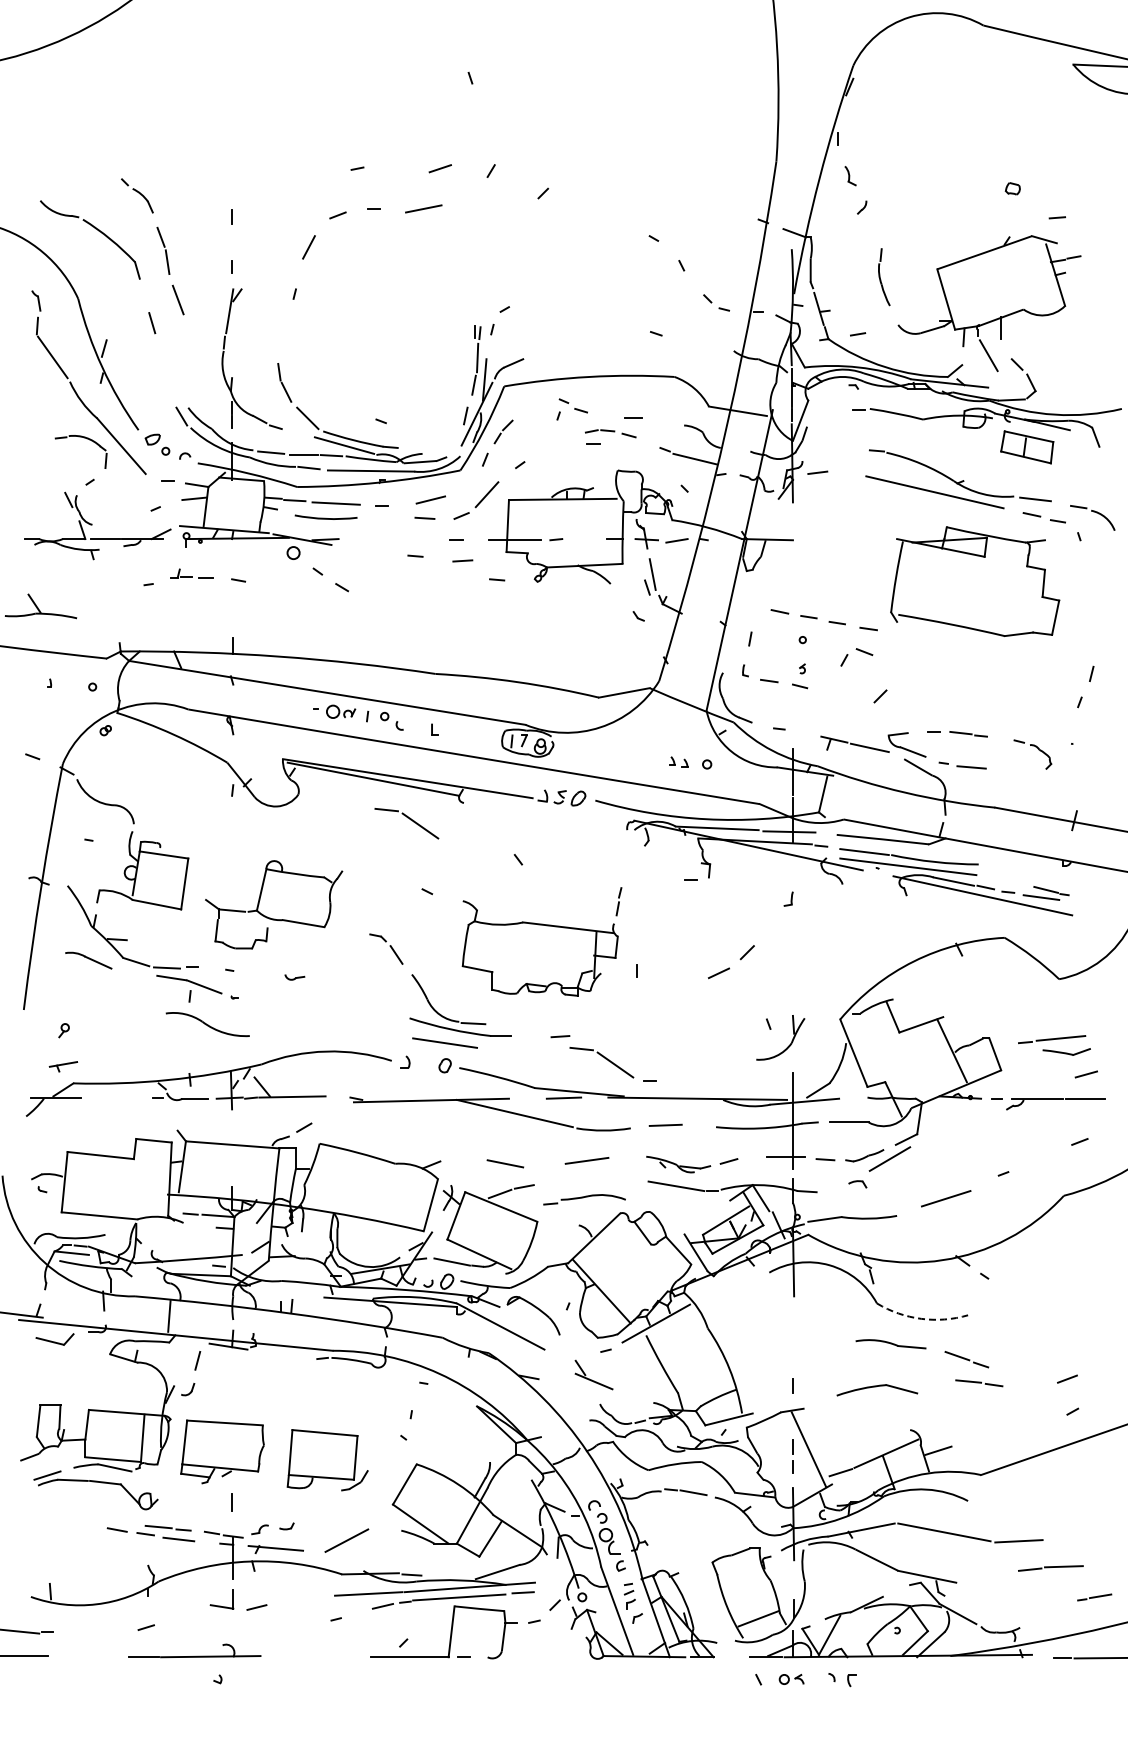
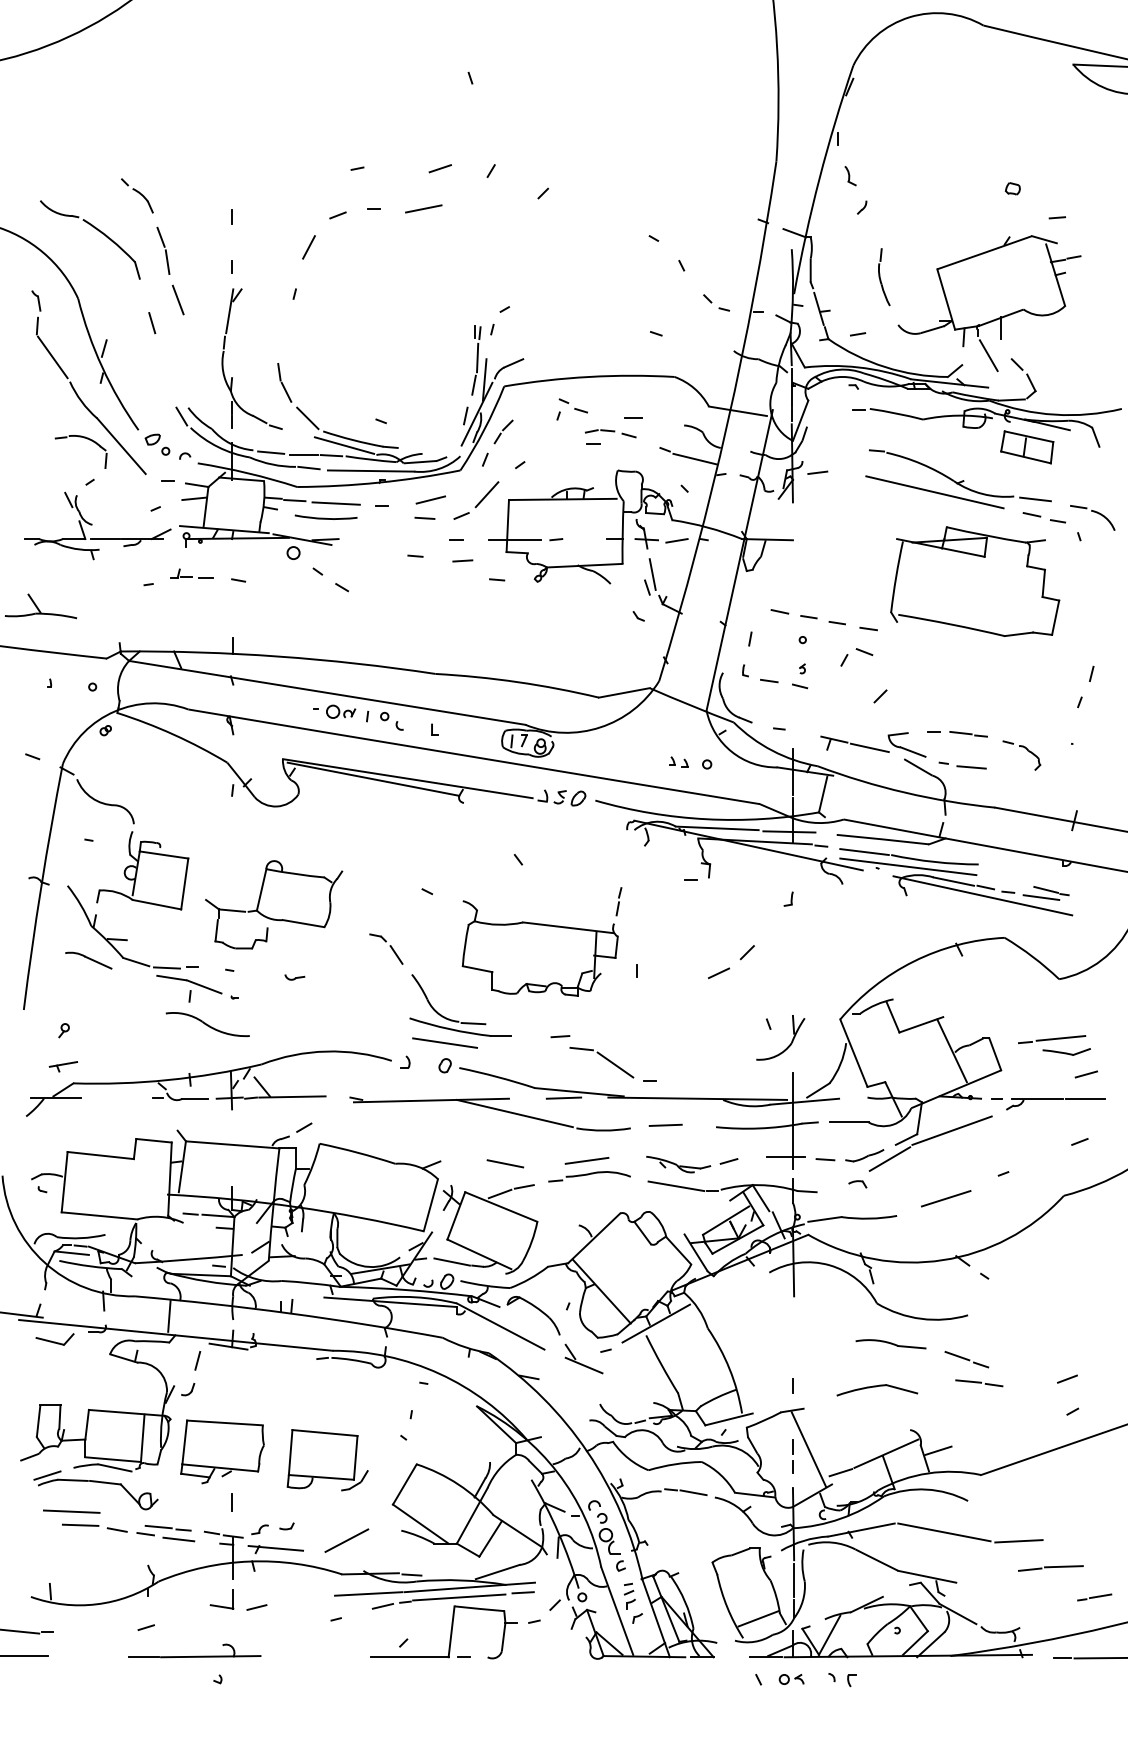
part position: (1038, 750) -> (1027, 751) (1027, 751)
part: present -> none (406, 823)
line: none -> present (951, 1130)
part position: (584, 1199) -> (589, 1176) (589, 1176)
arc: dashed -> solid (921, 1318)
part position: (593, 1374) -> (583, 1358) (583, 1358)
line: none -> present (71, 1511)
line: none -> present (80, 1524)
line: none -> present (794, 1579)
